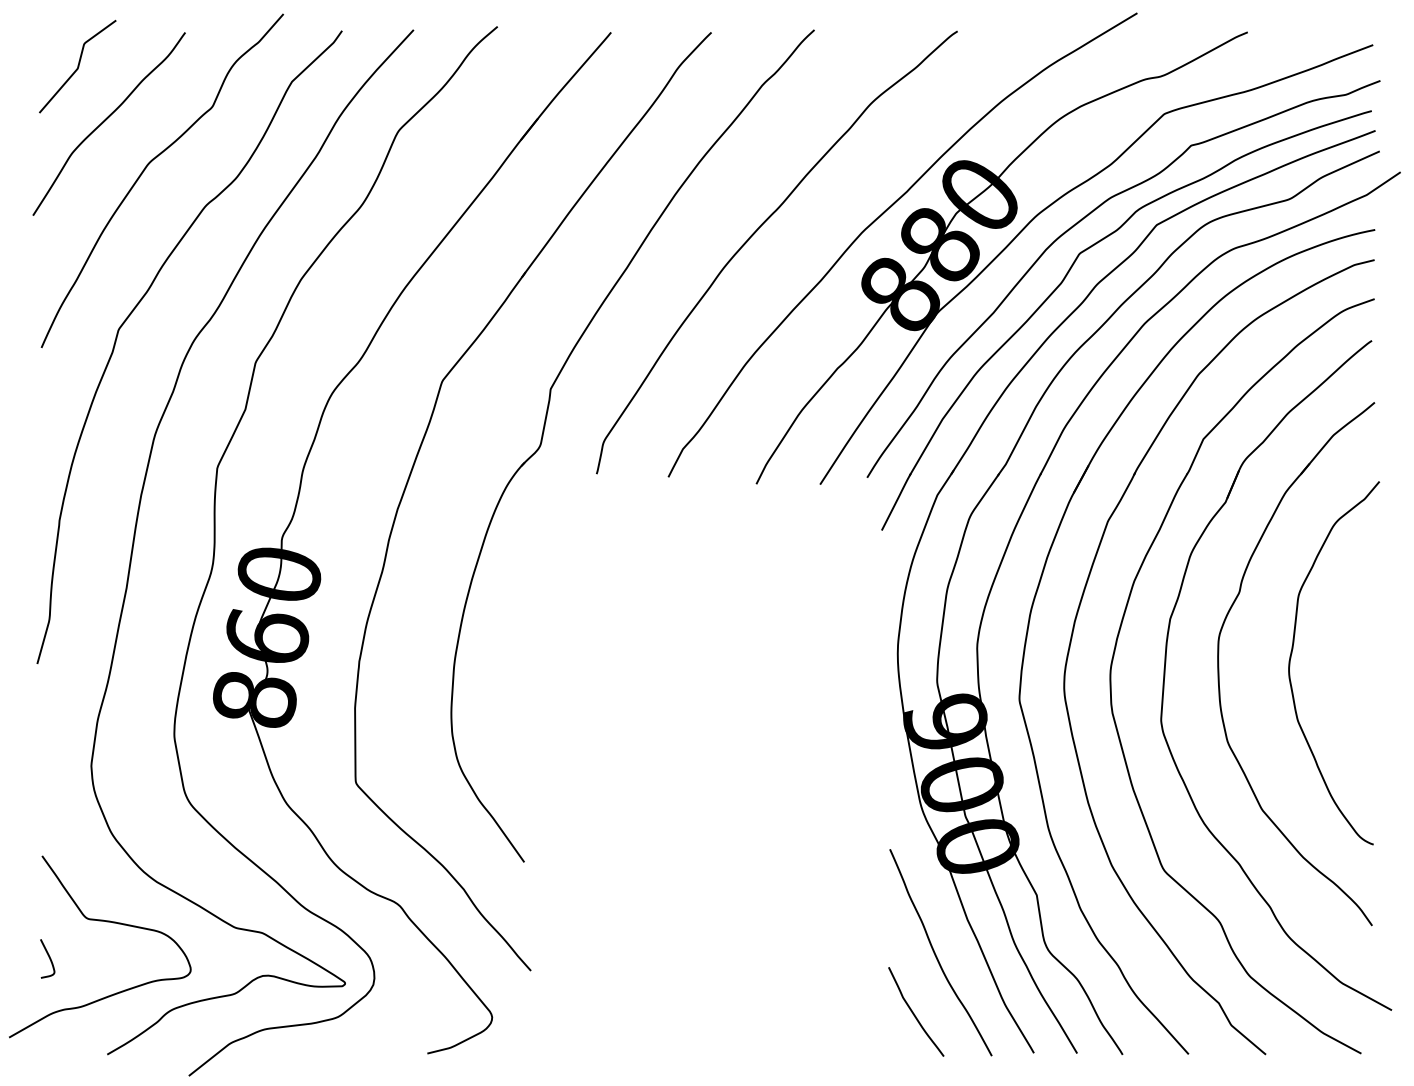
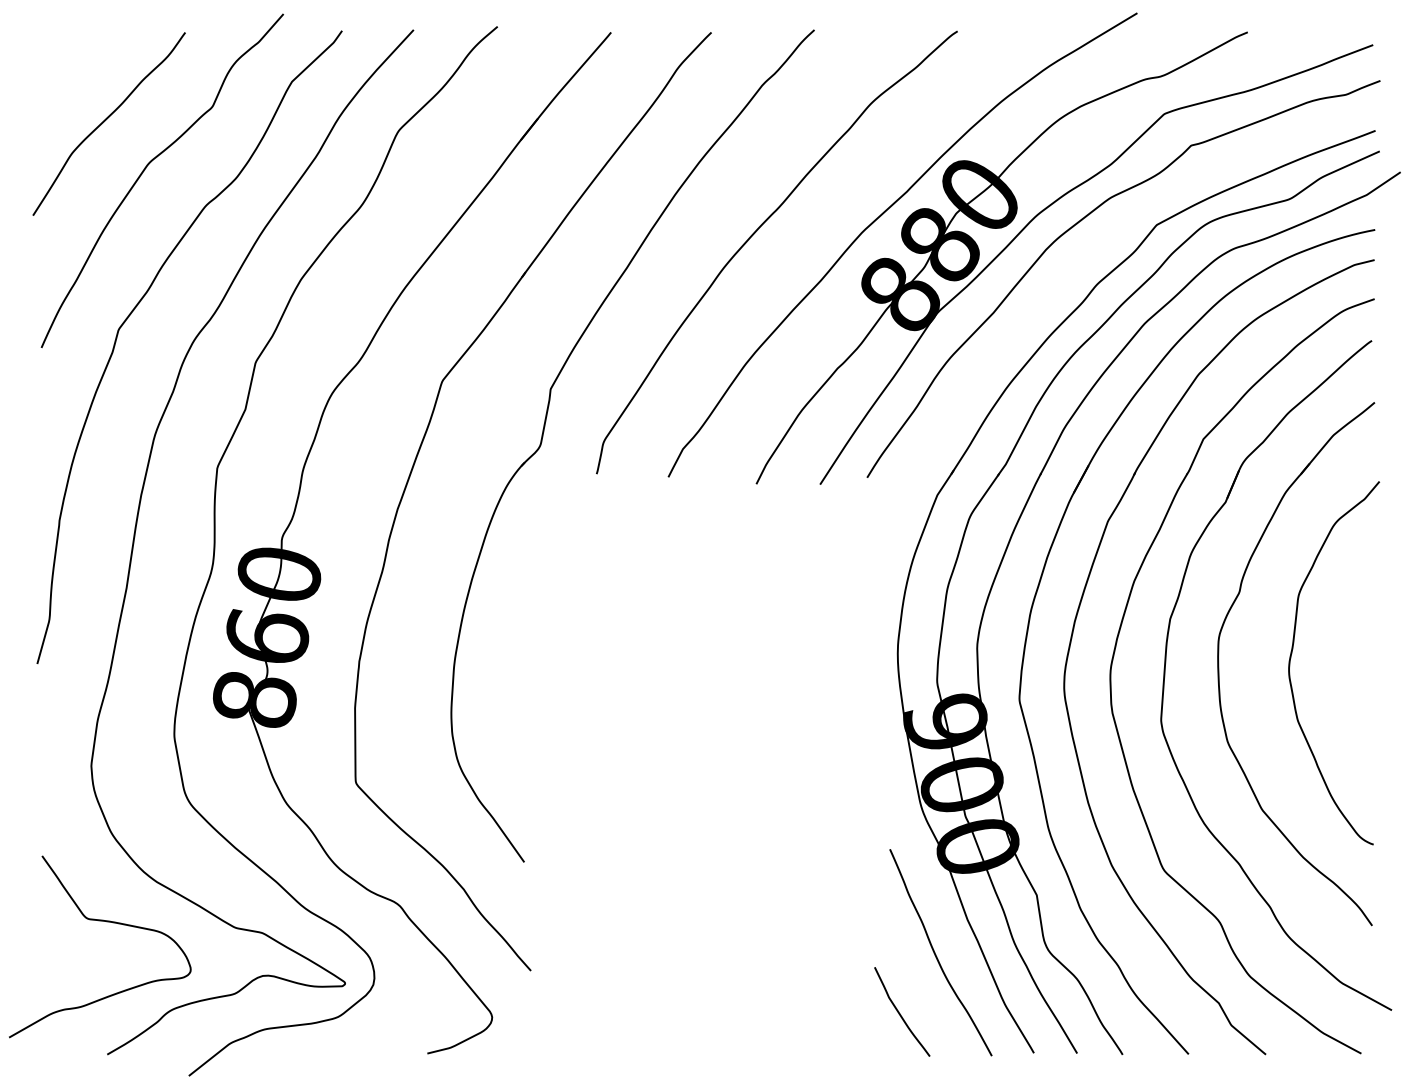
curve: present -> none (77, 66)
part: present -> none (1064, 280)
curve: present -> none (48, 957)
curve position: (914, 1013) -> (900, 1013) (900, 1013)
